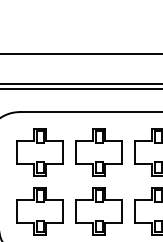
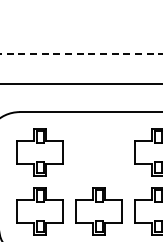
line: solid -> dashed (81, 53)
line: present -> none (80, 88)
part: present -> none (98, 152)
